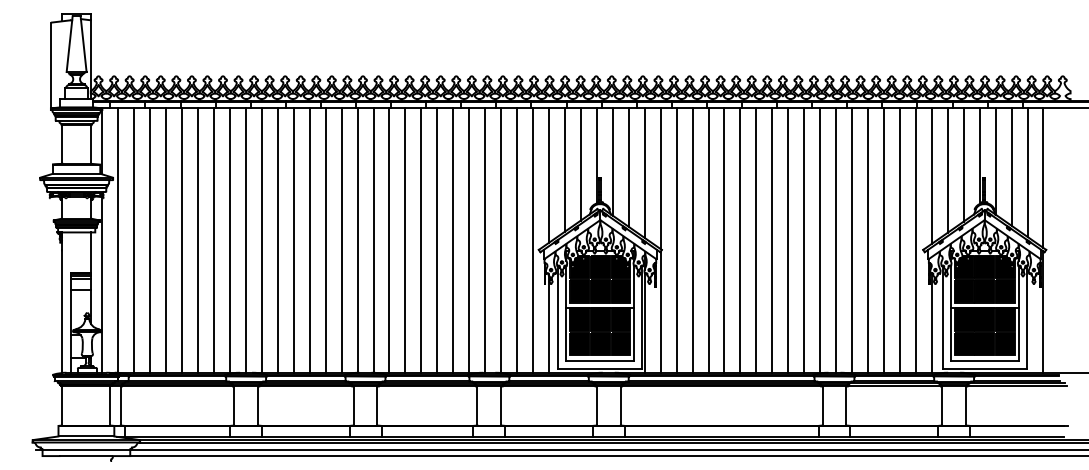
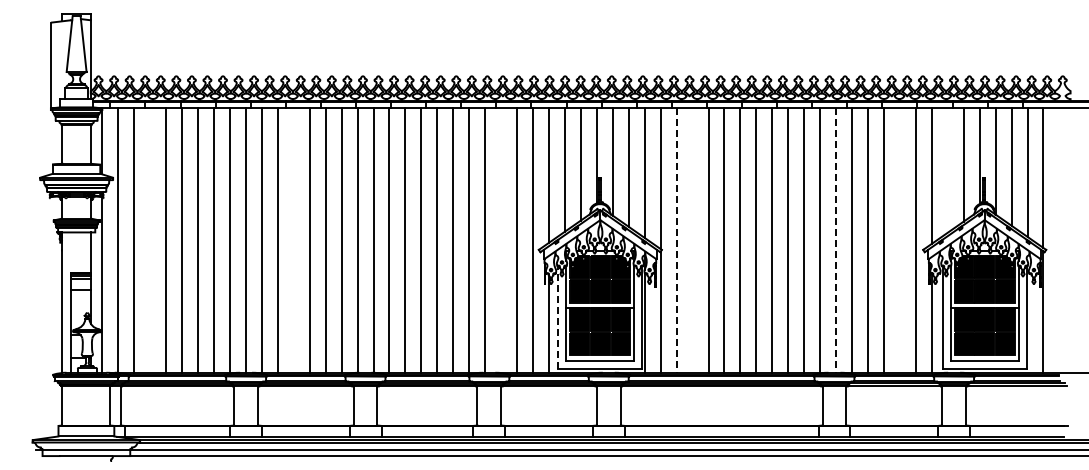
line: present -> none (947, 170)
line: present -> none (150, 240)
line: present -> none (293, 240)
line: present -> none (501, 240)
line: present -> none (692, 240)
line: present -> none (899, 240)
line: solid -> dashed (676, 241)
line: solid -> dashed (836, 241)
line: solid -> dashed (558, 317)
